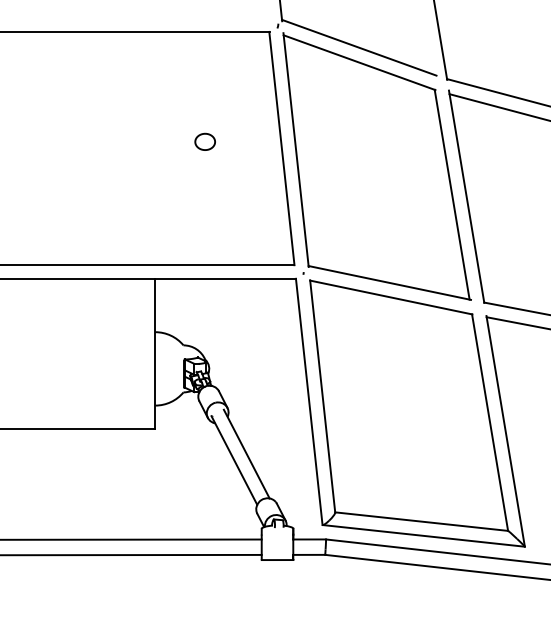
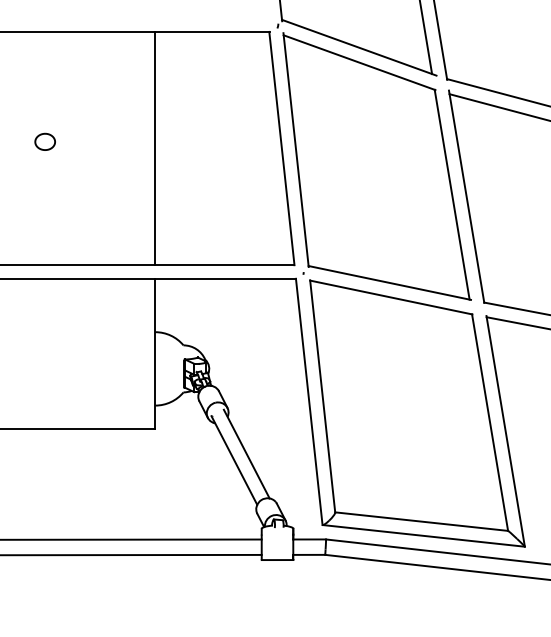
line: none -> present (426, 38)
part position: (204, 141) -> (44, 141) (44, 141)
line: none -> present (155, 147)
